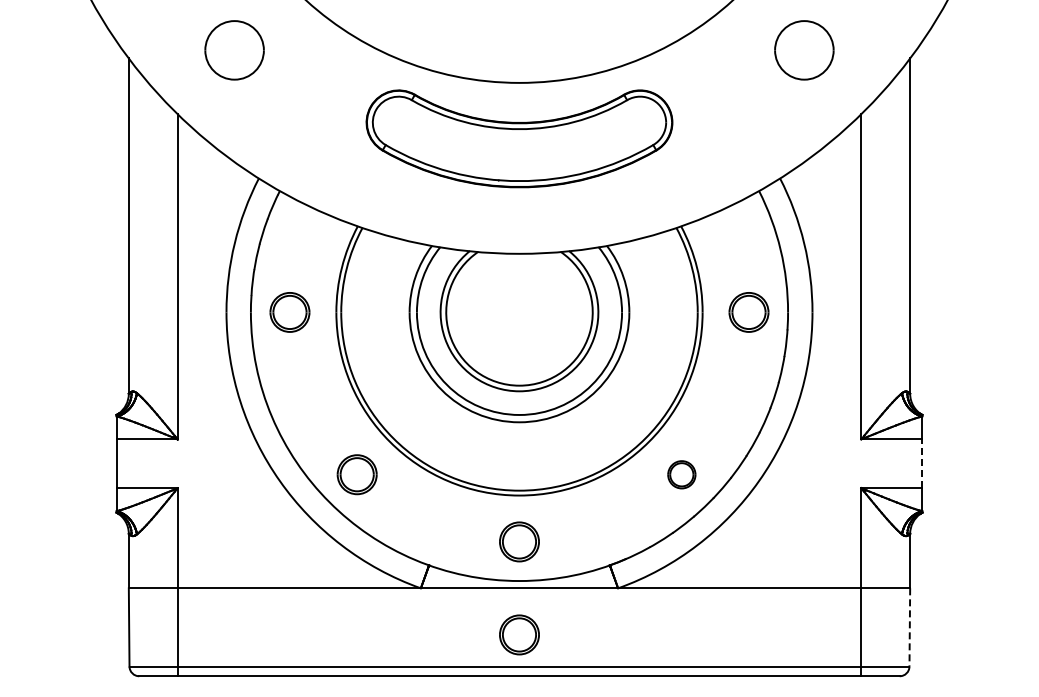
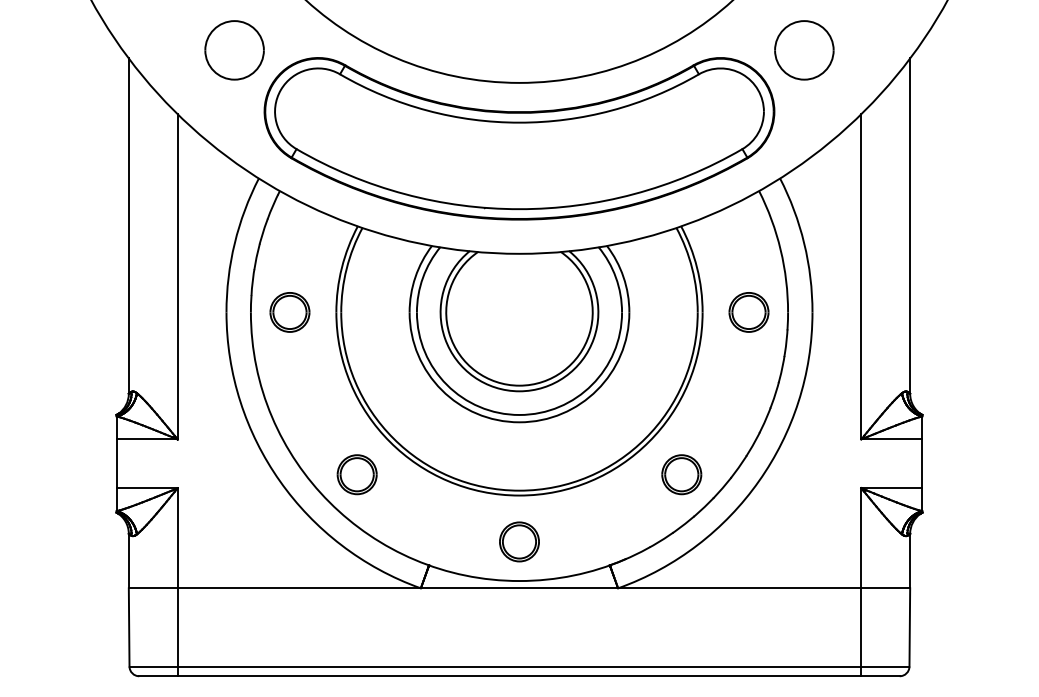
part size: 309x100 px -> 513x164 px (519, 138)
line: dashed -> solid (922, 463)
part size: 30x30 px -> 42x42 px (681, 474)
line: dashed -> solid (909, 627)
part: present -> none (519, 634)
